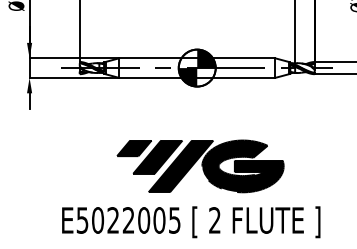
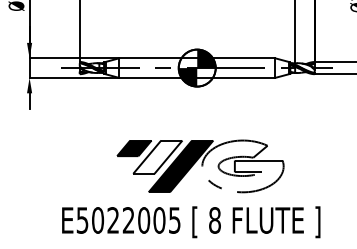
fill: present -> none (157, 156)
fill: present -> none (242, 166)
text: 2 -> 8 (214, 220)
